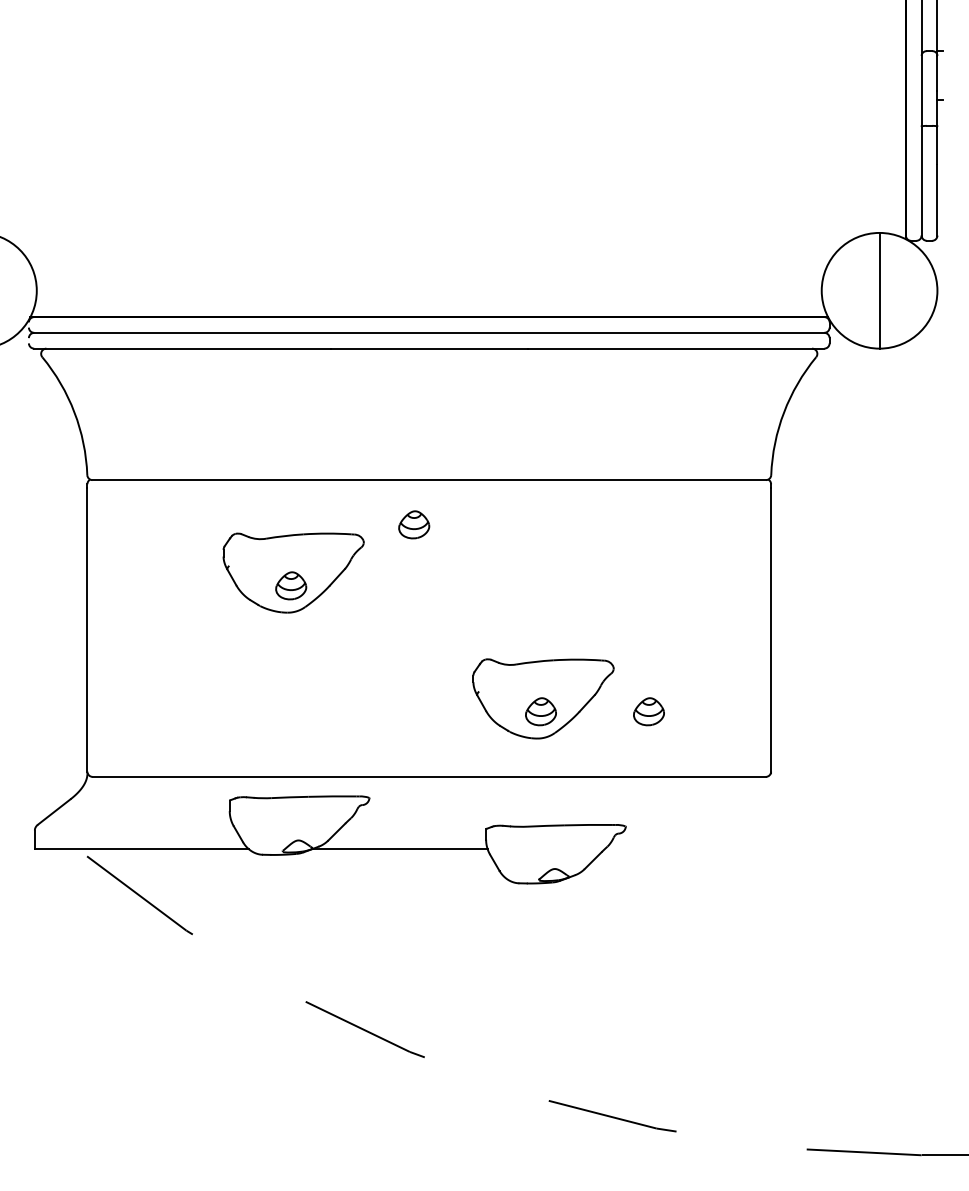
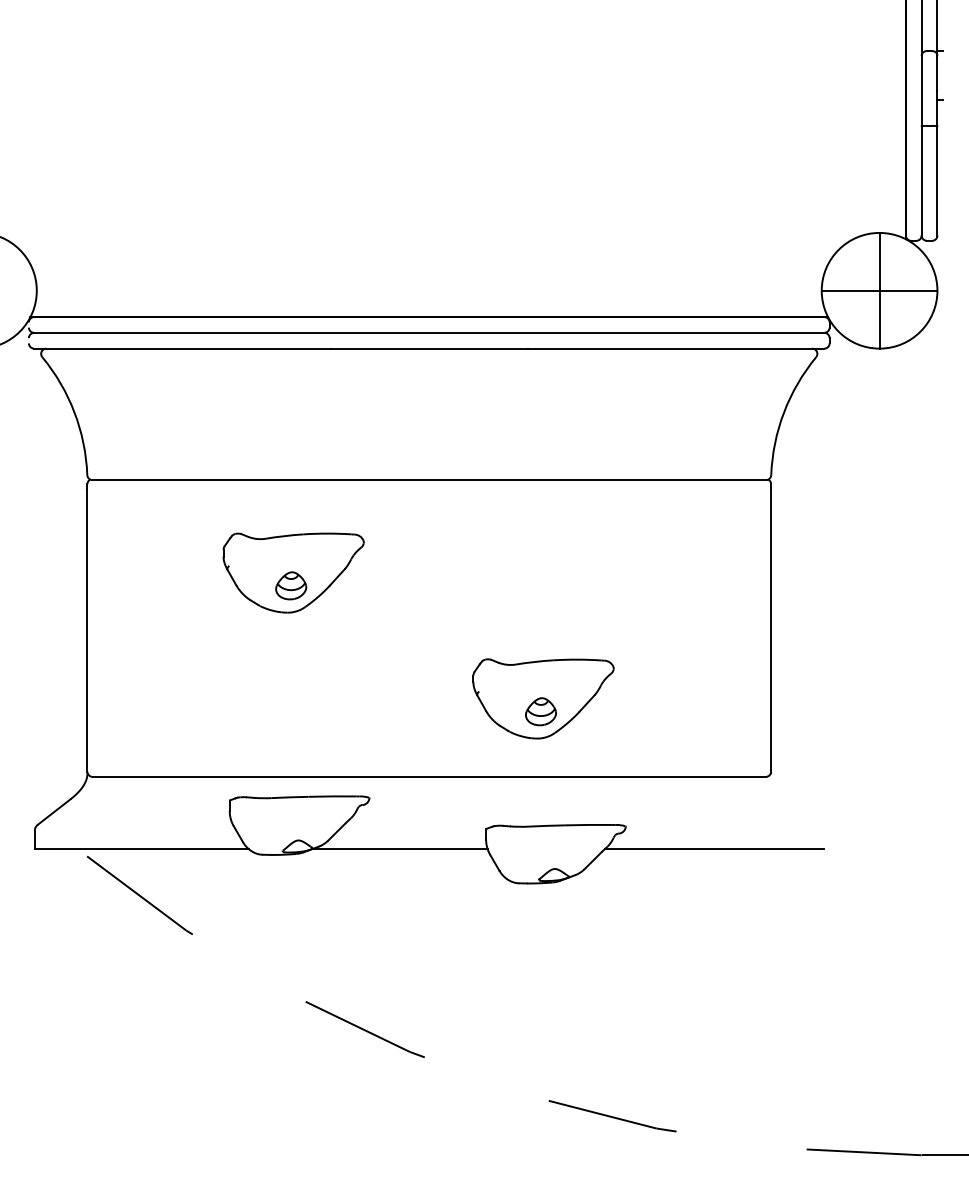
line: none -> present (879, 290)
part: present -> none (414, 524)
part: present -> none (648, 711)
line: none -> present (713, 849)
